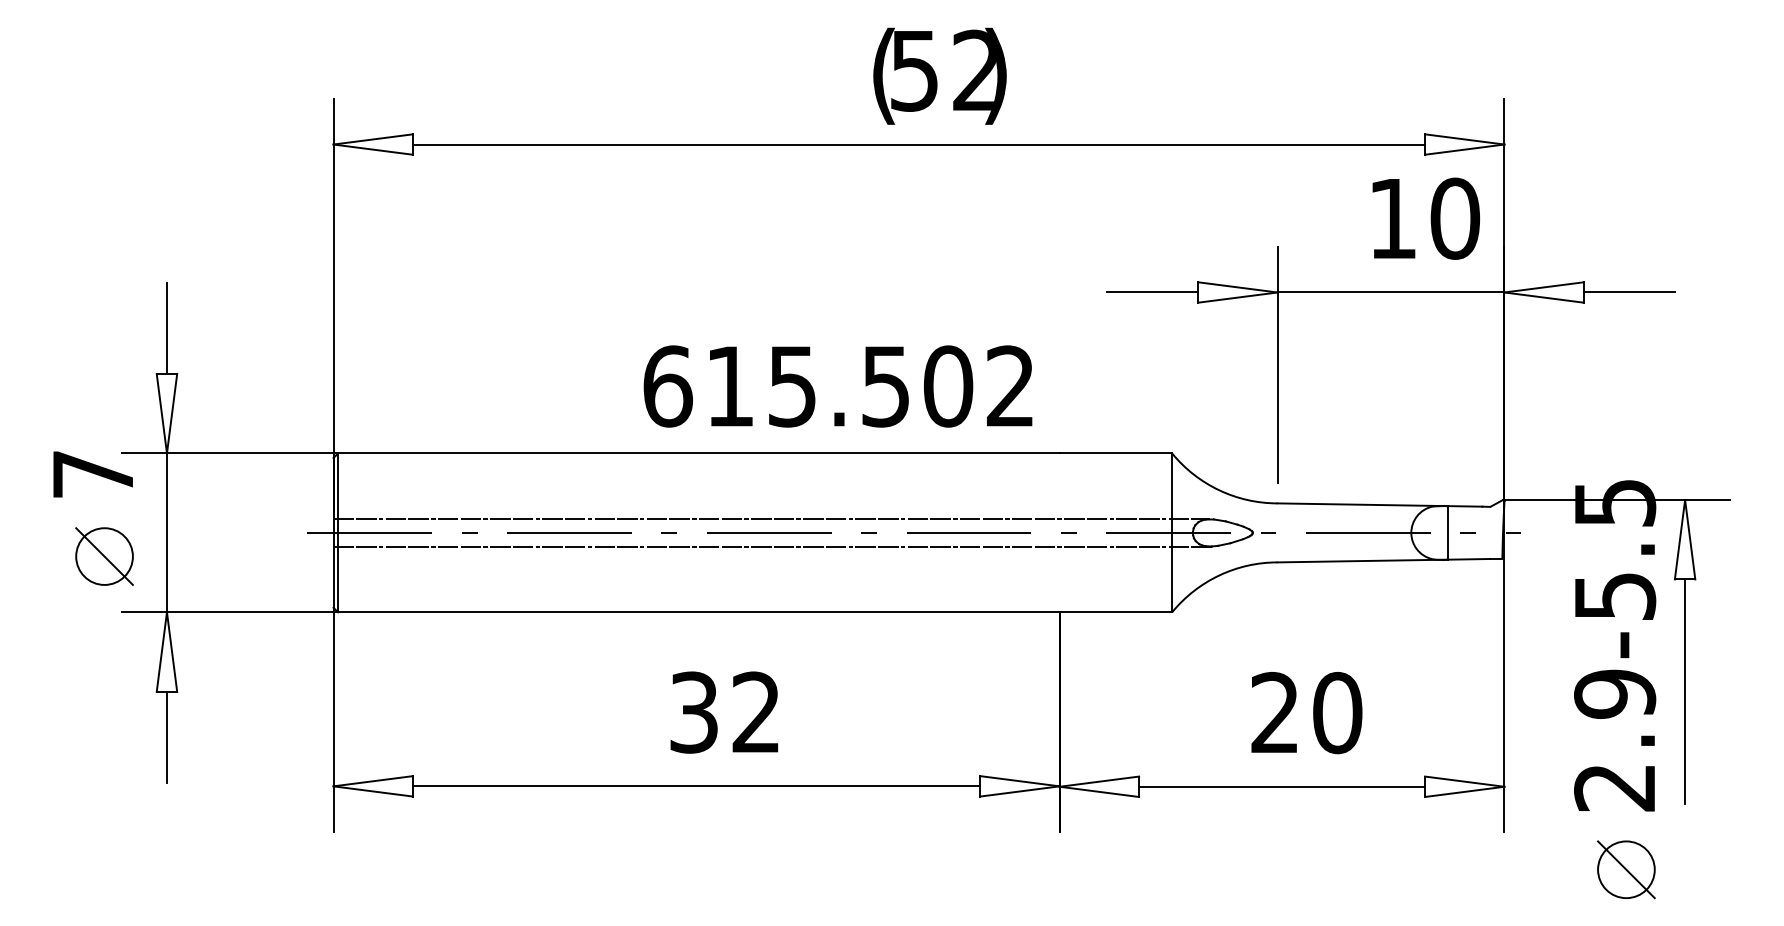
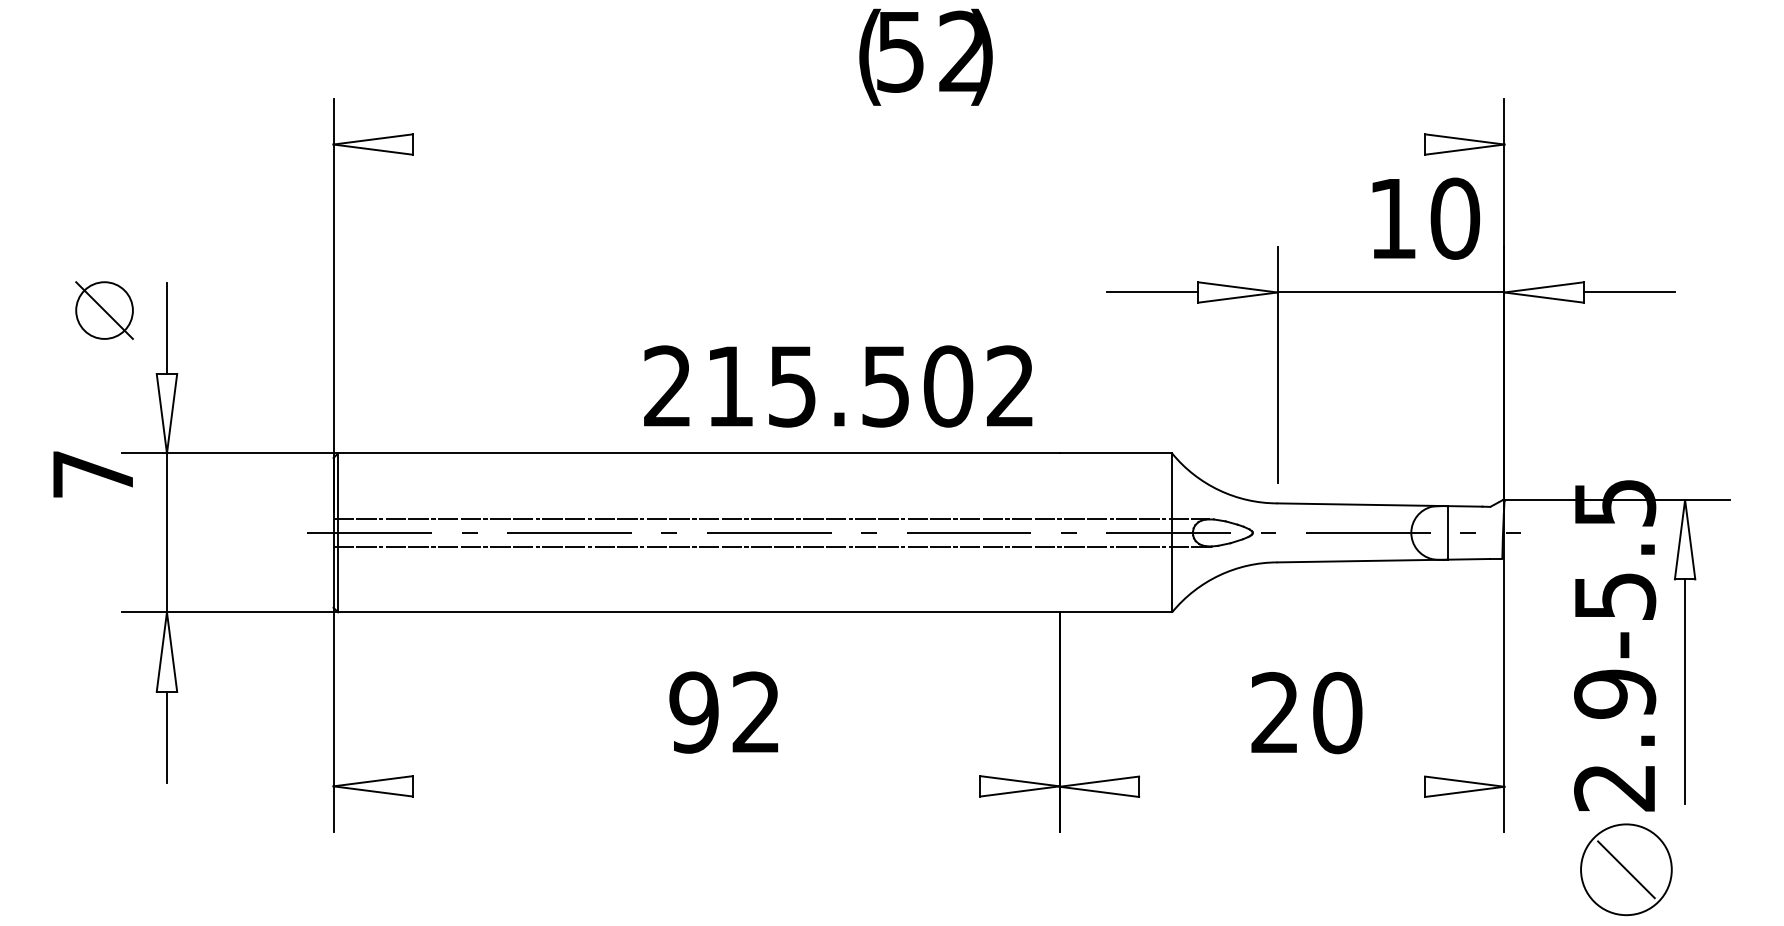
text position: (939, 75) -> (925, 56) (925, 56)
line: present -> none (918, 144)
text: 615.502 -> 215.502 (668, 386)
part position: (104, 556) -> (104, 310) (104, 310)
text: 32 -> 92 (693, 712)
line: present -> none (696, 786)
line: present -> none (1282, 786)
circle diameter: 57 px -> 91 px (1626, 869)
